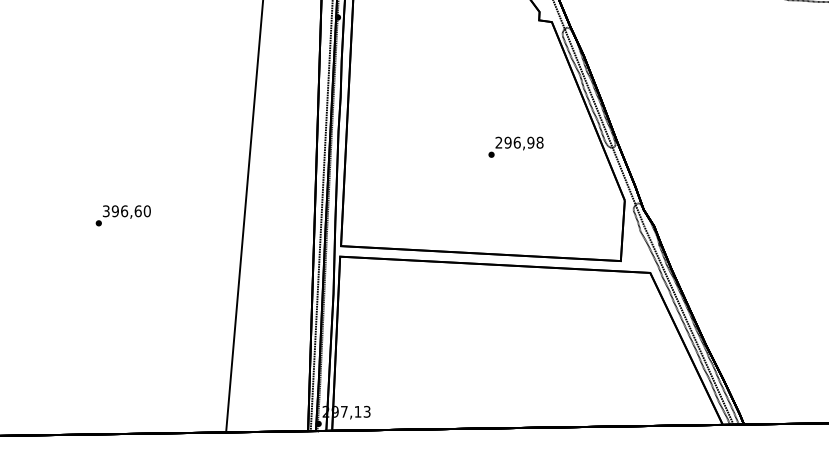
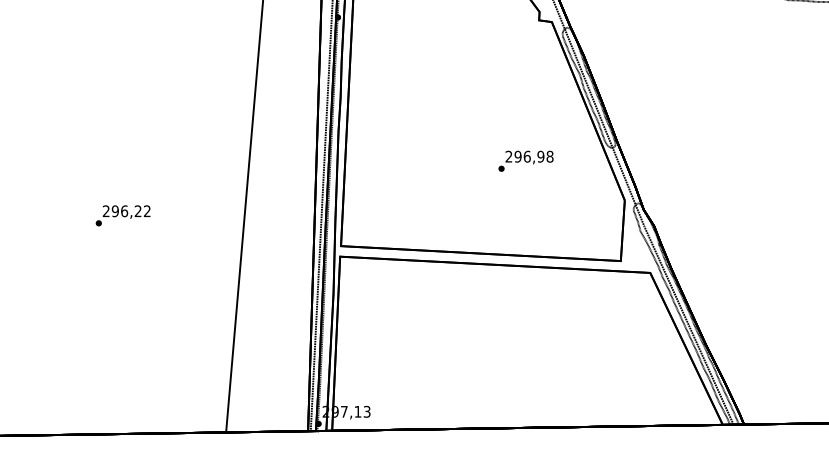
text position: (515, 146) -> (525, 160) (525, 160)
text: 396,60 -> 296,22 (126, 211)
